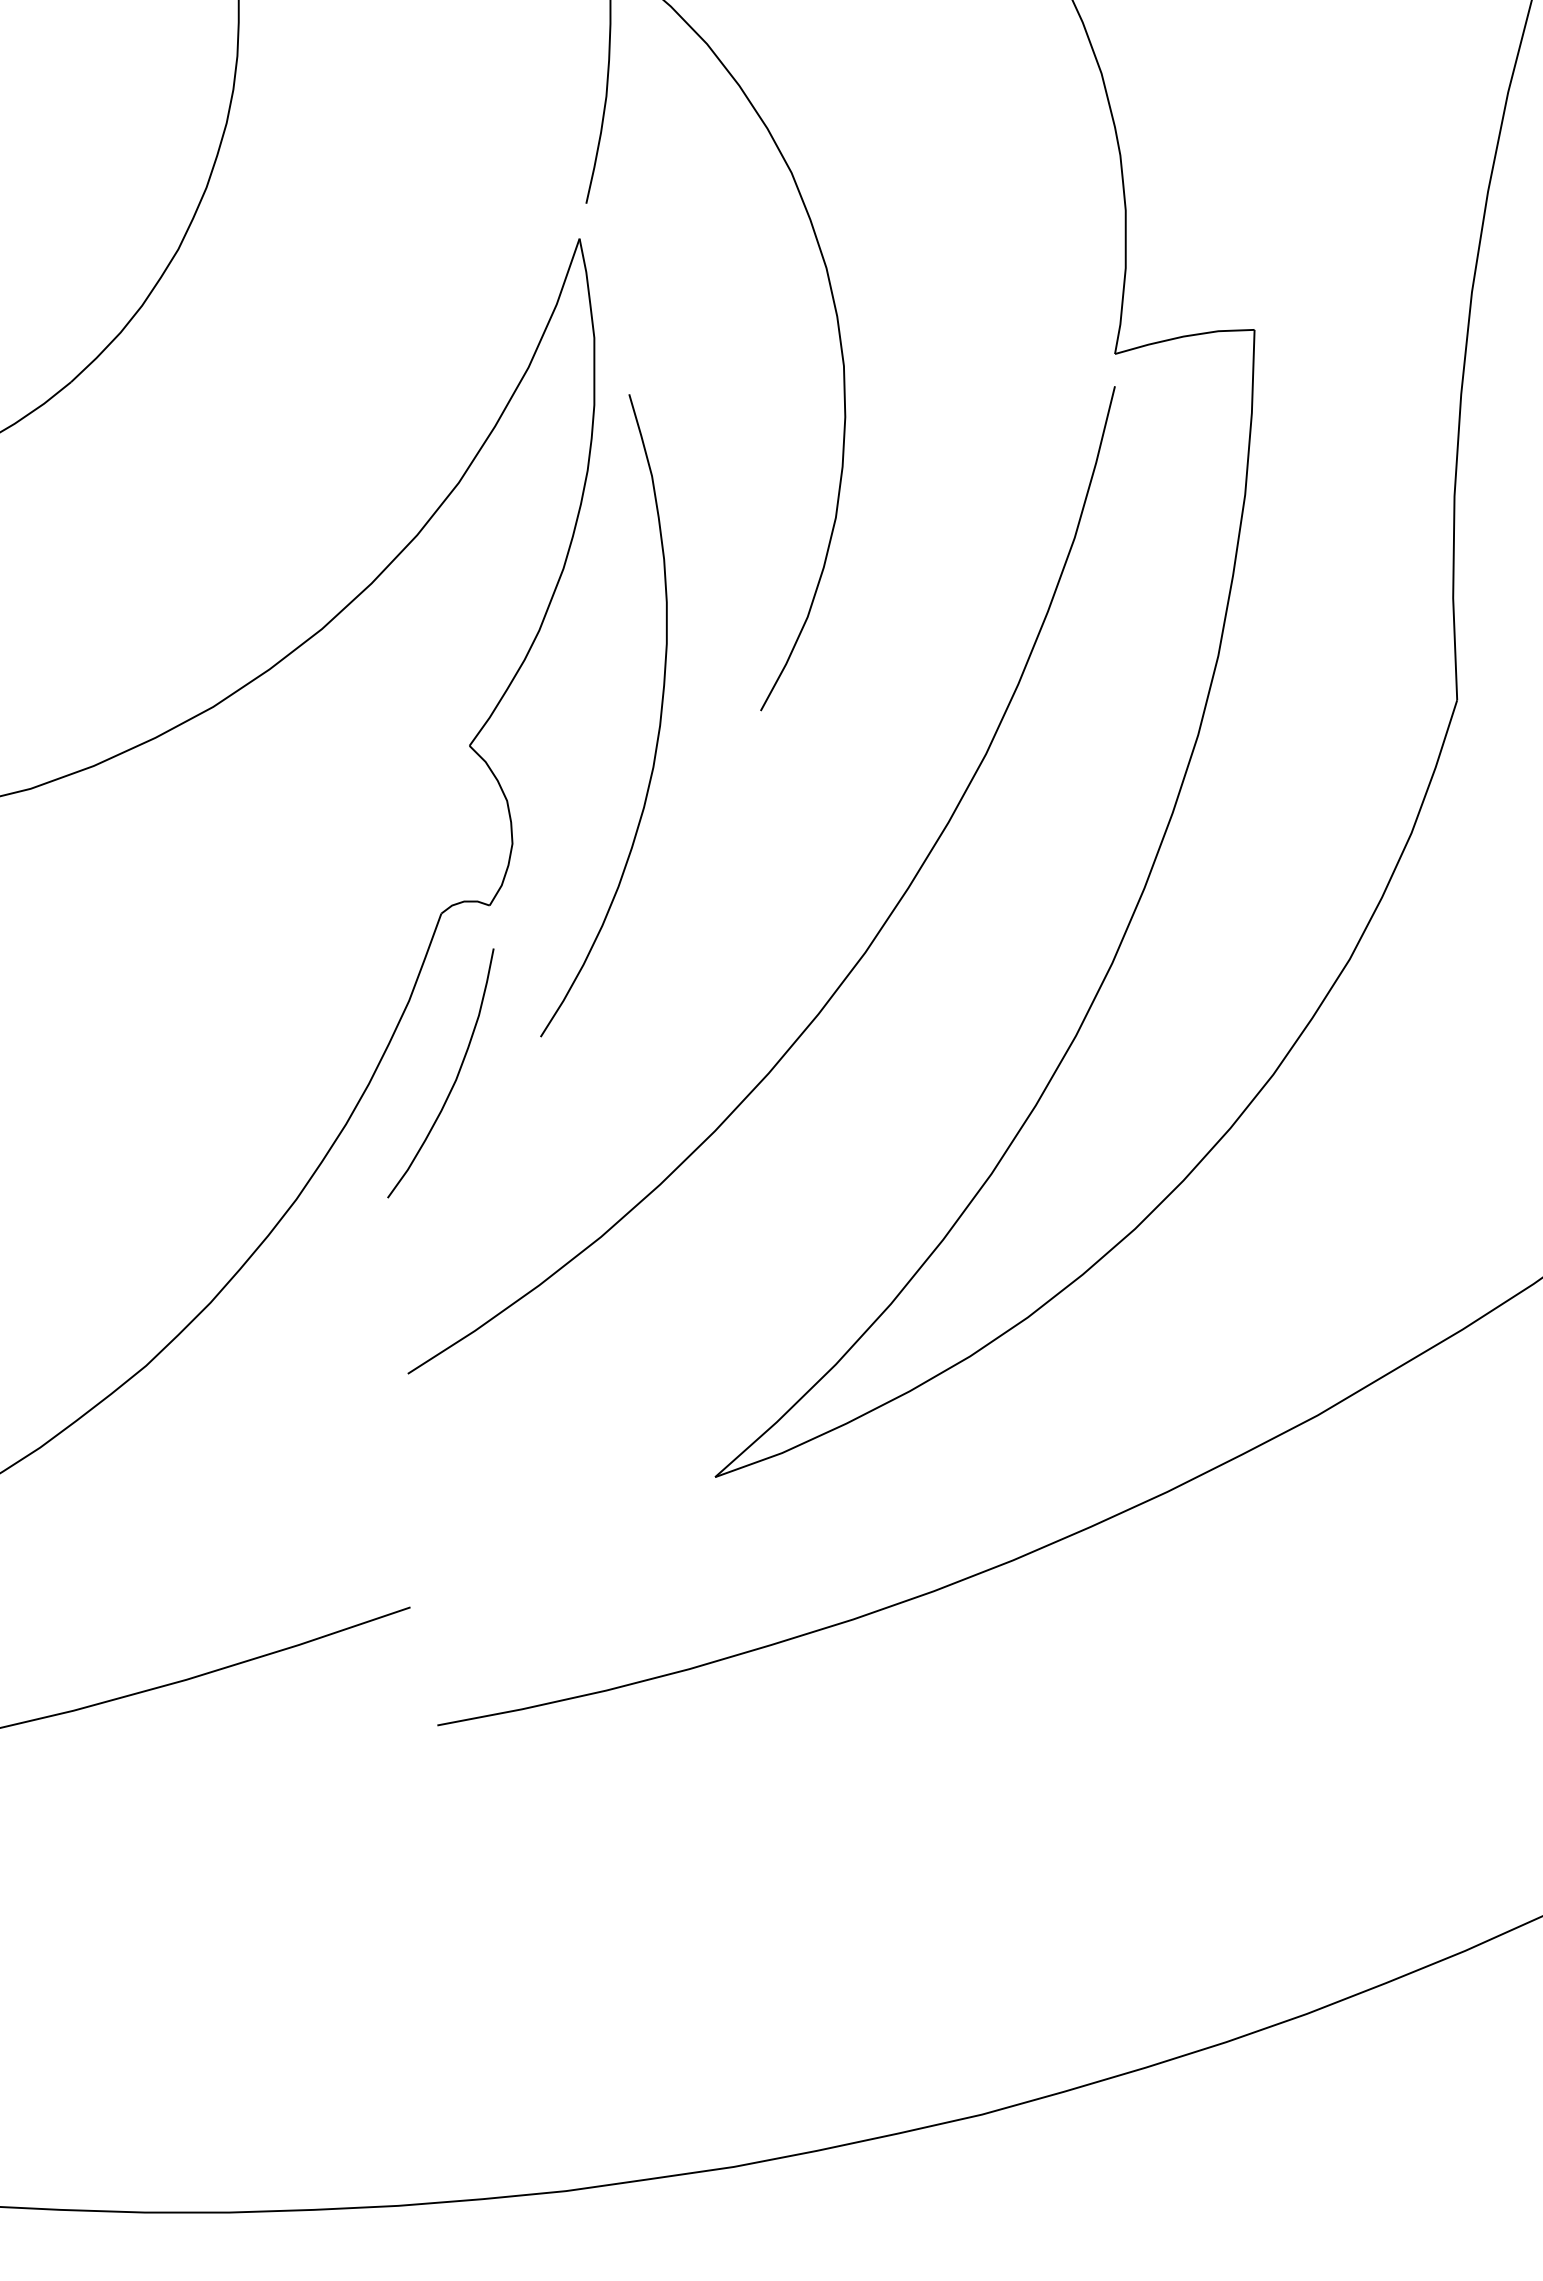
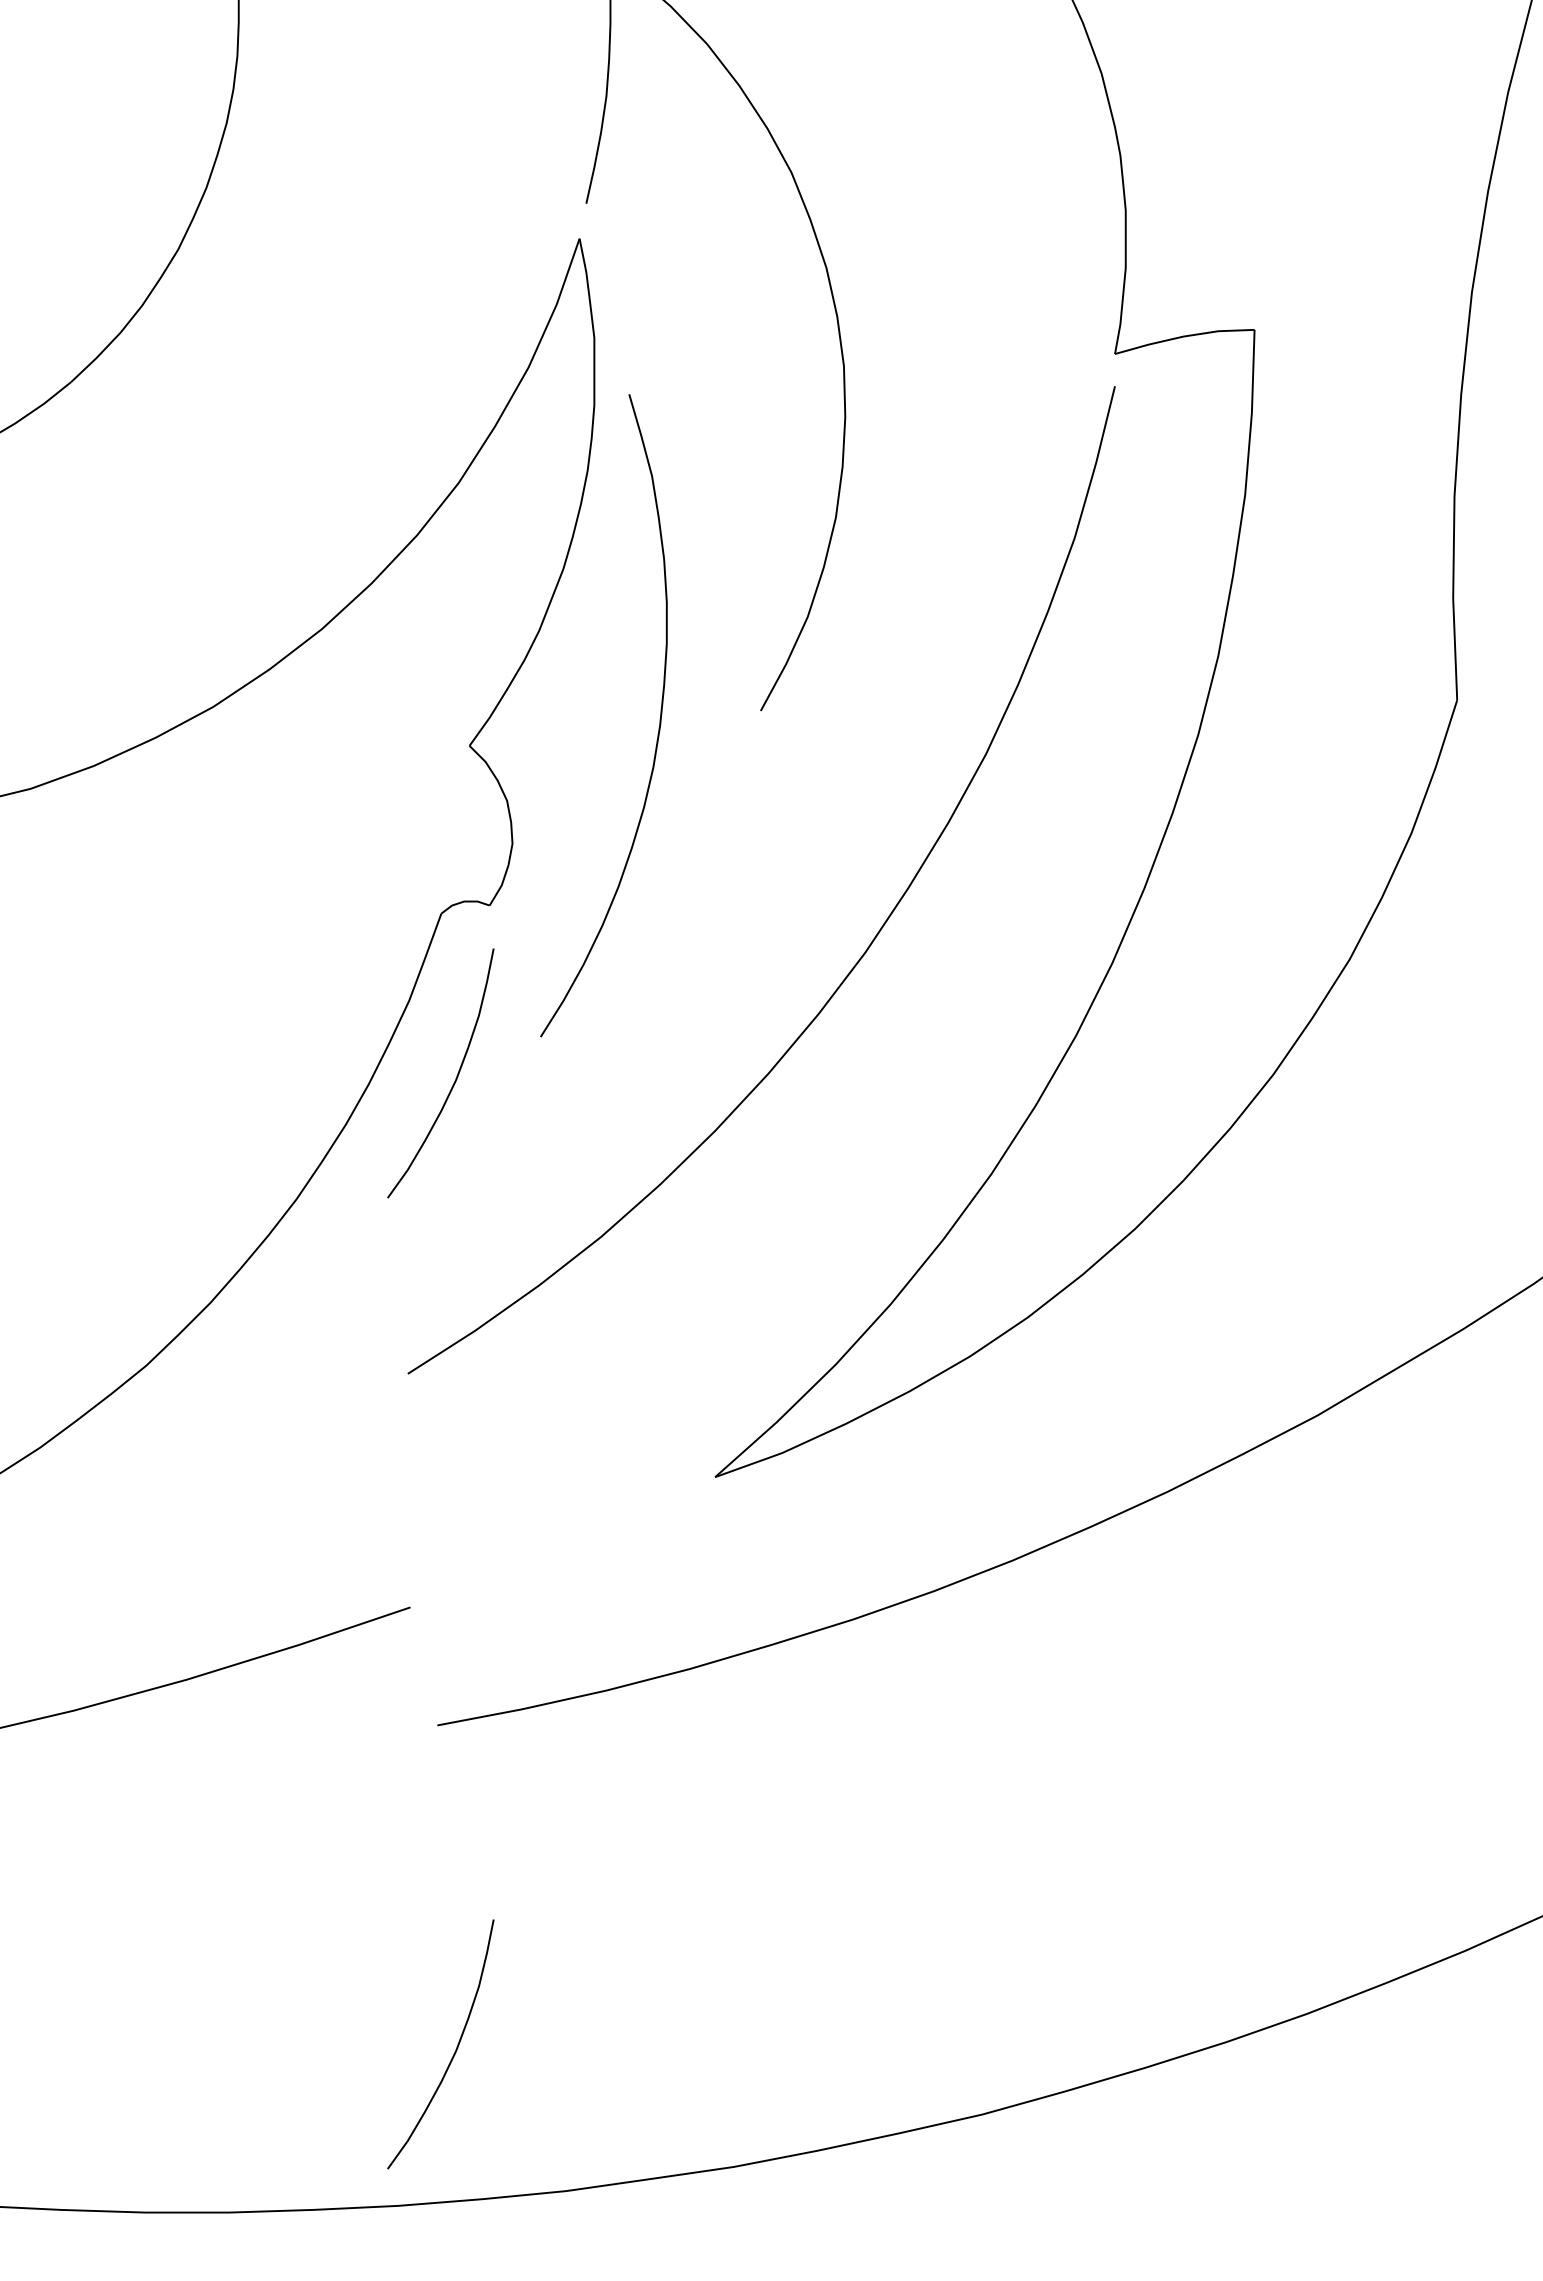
curve: none -> present (454, 2051)
